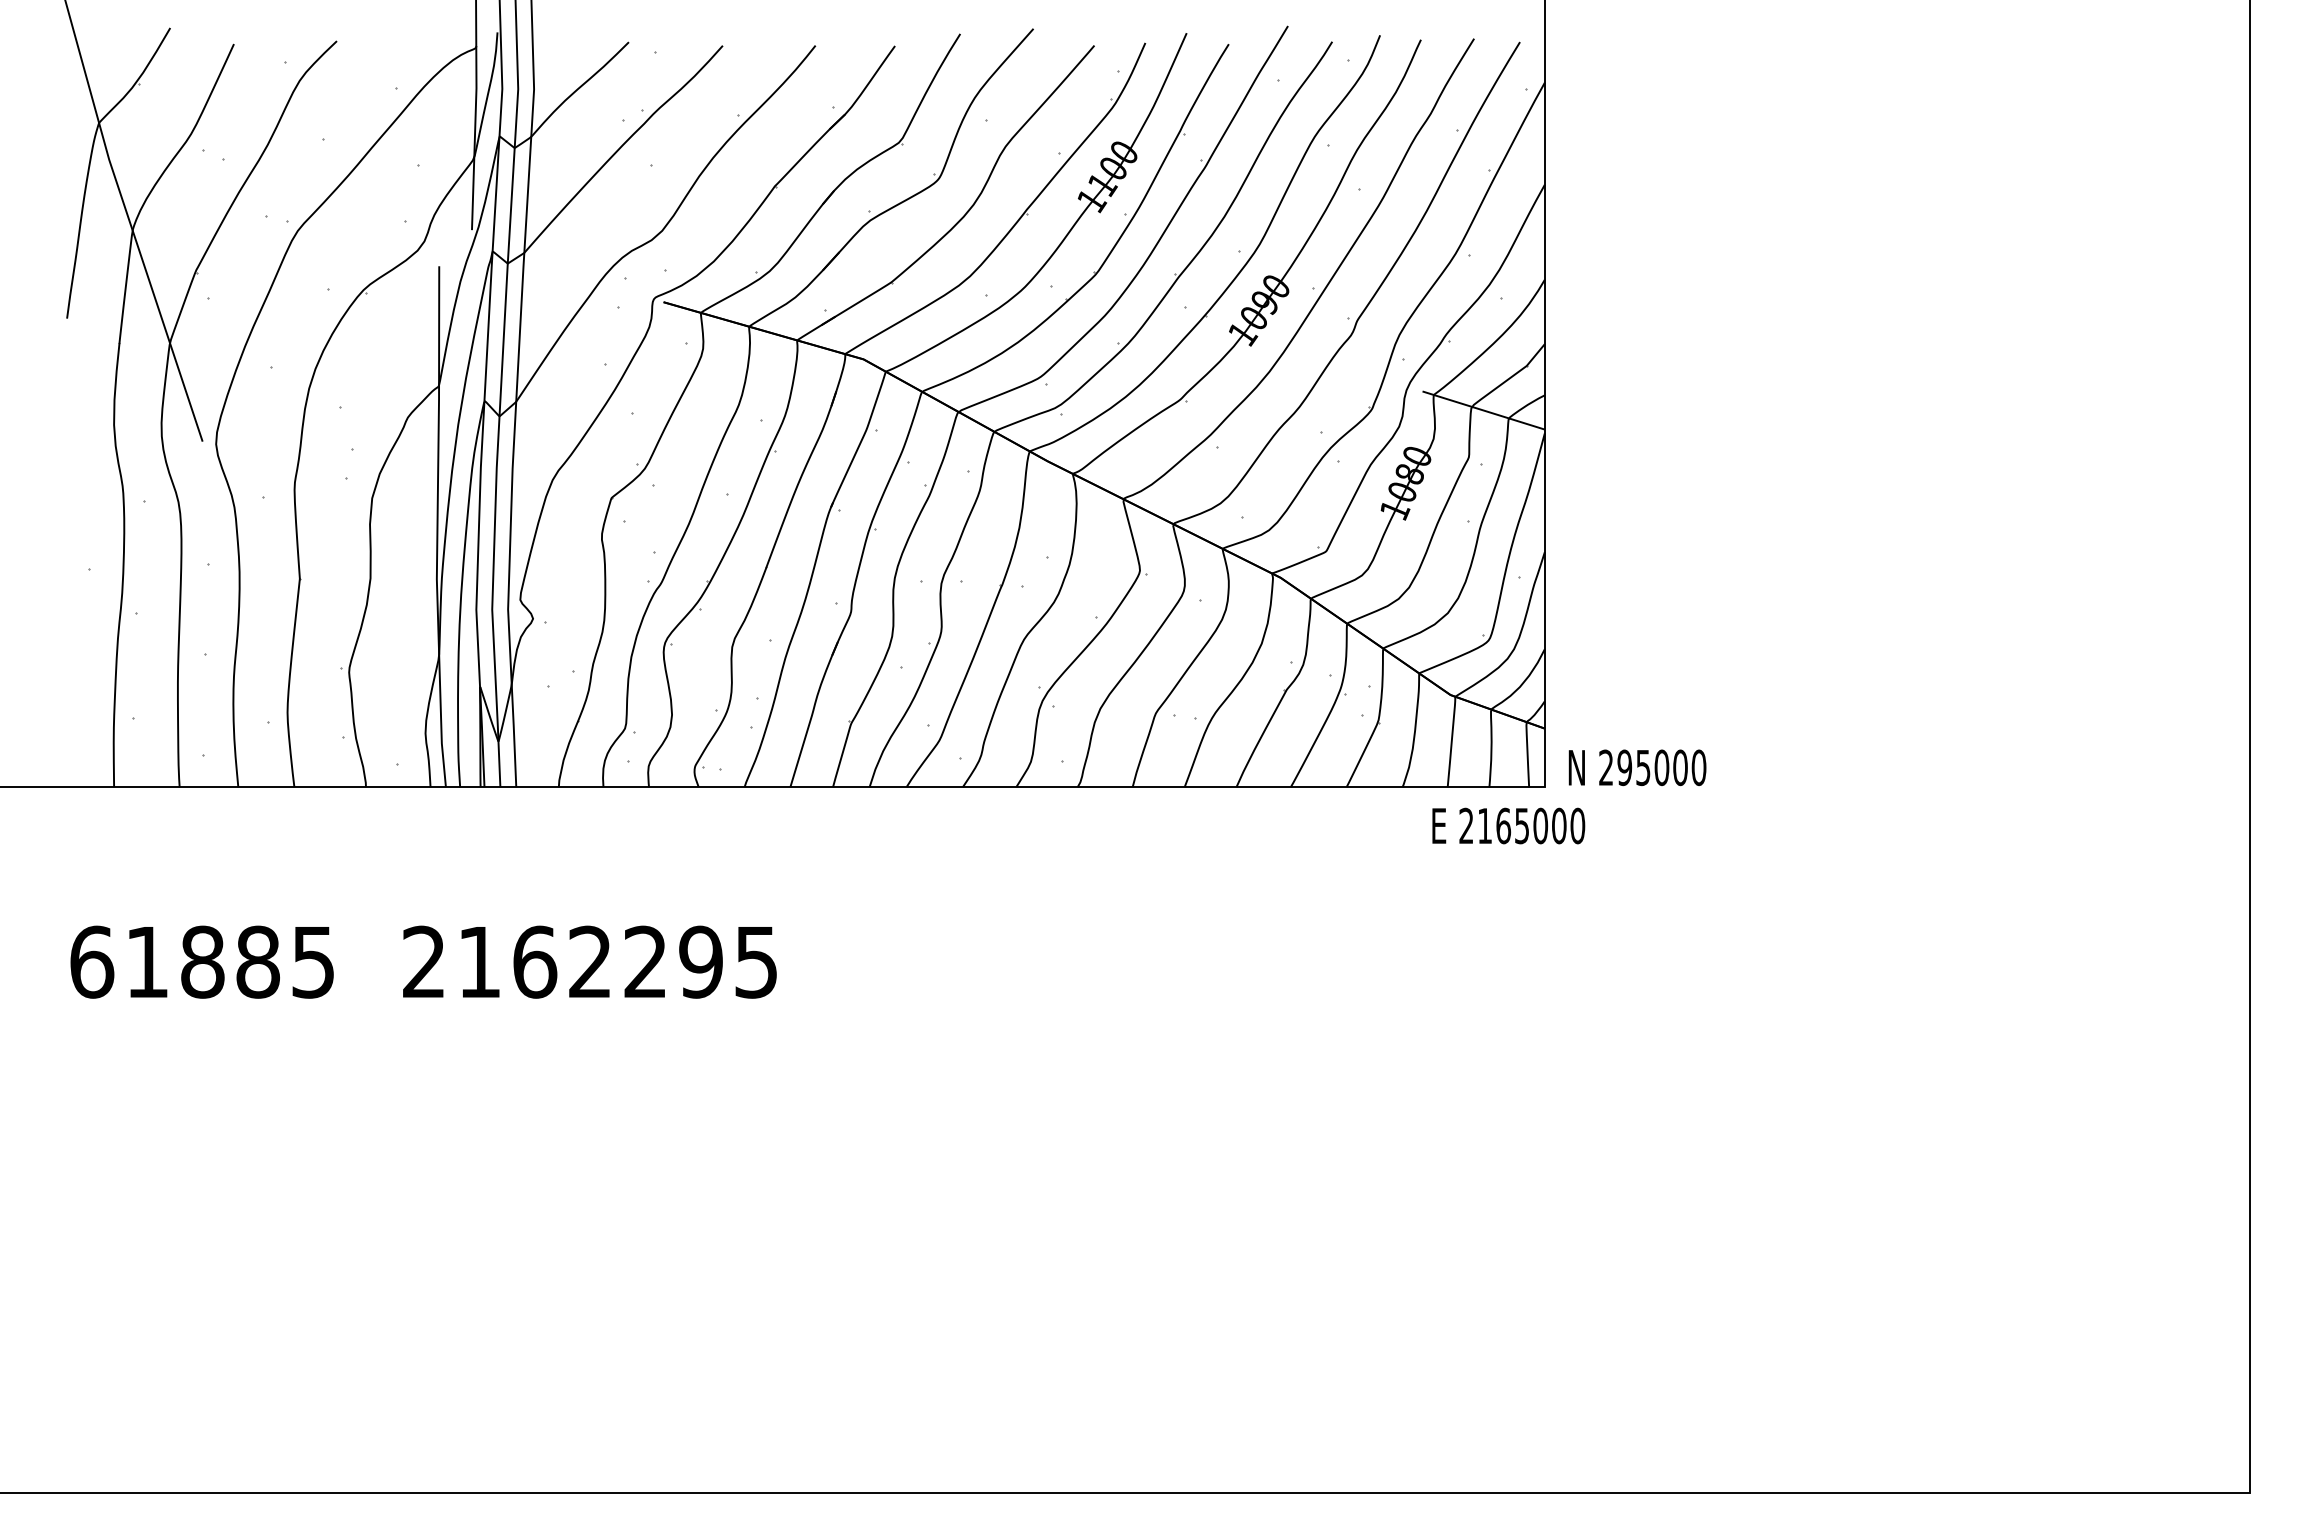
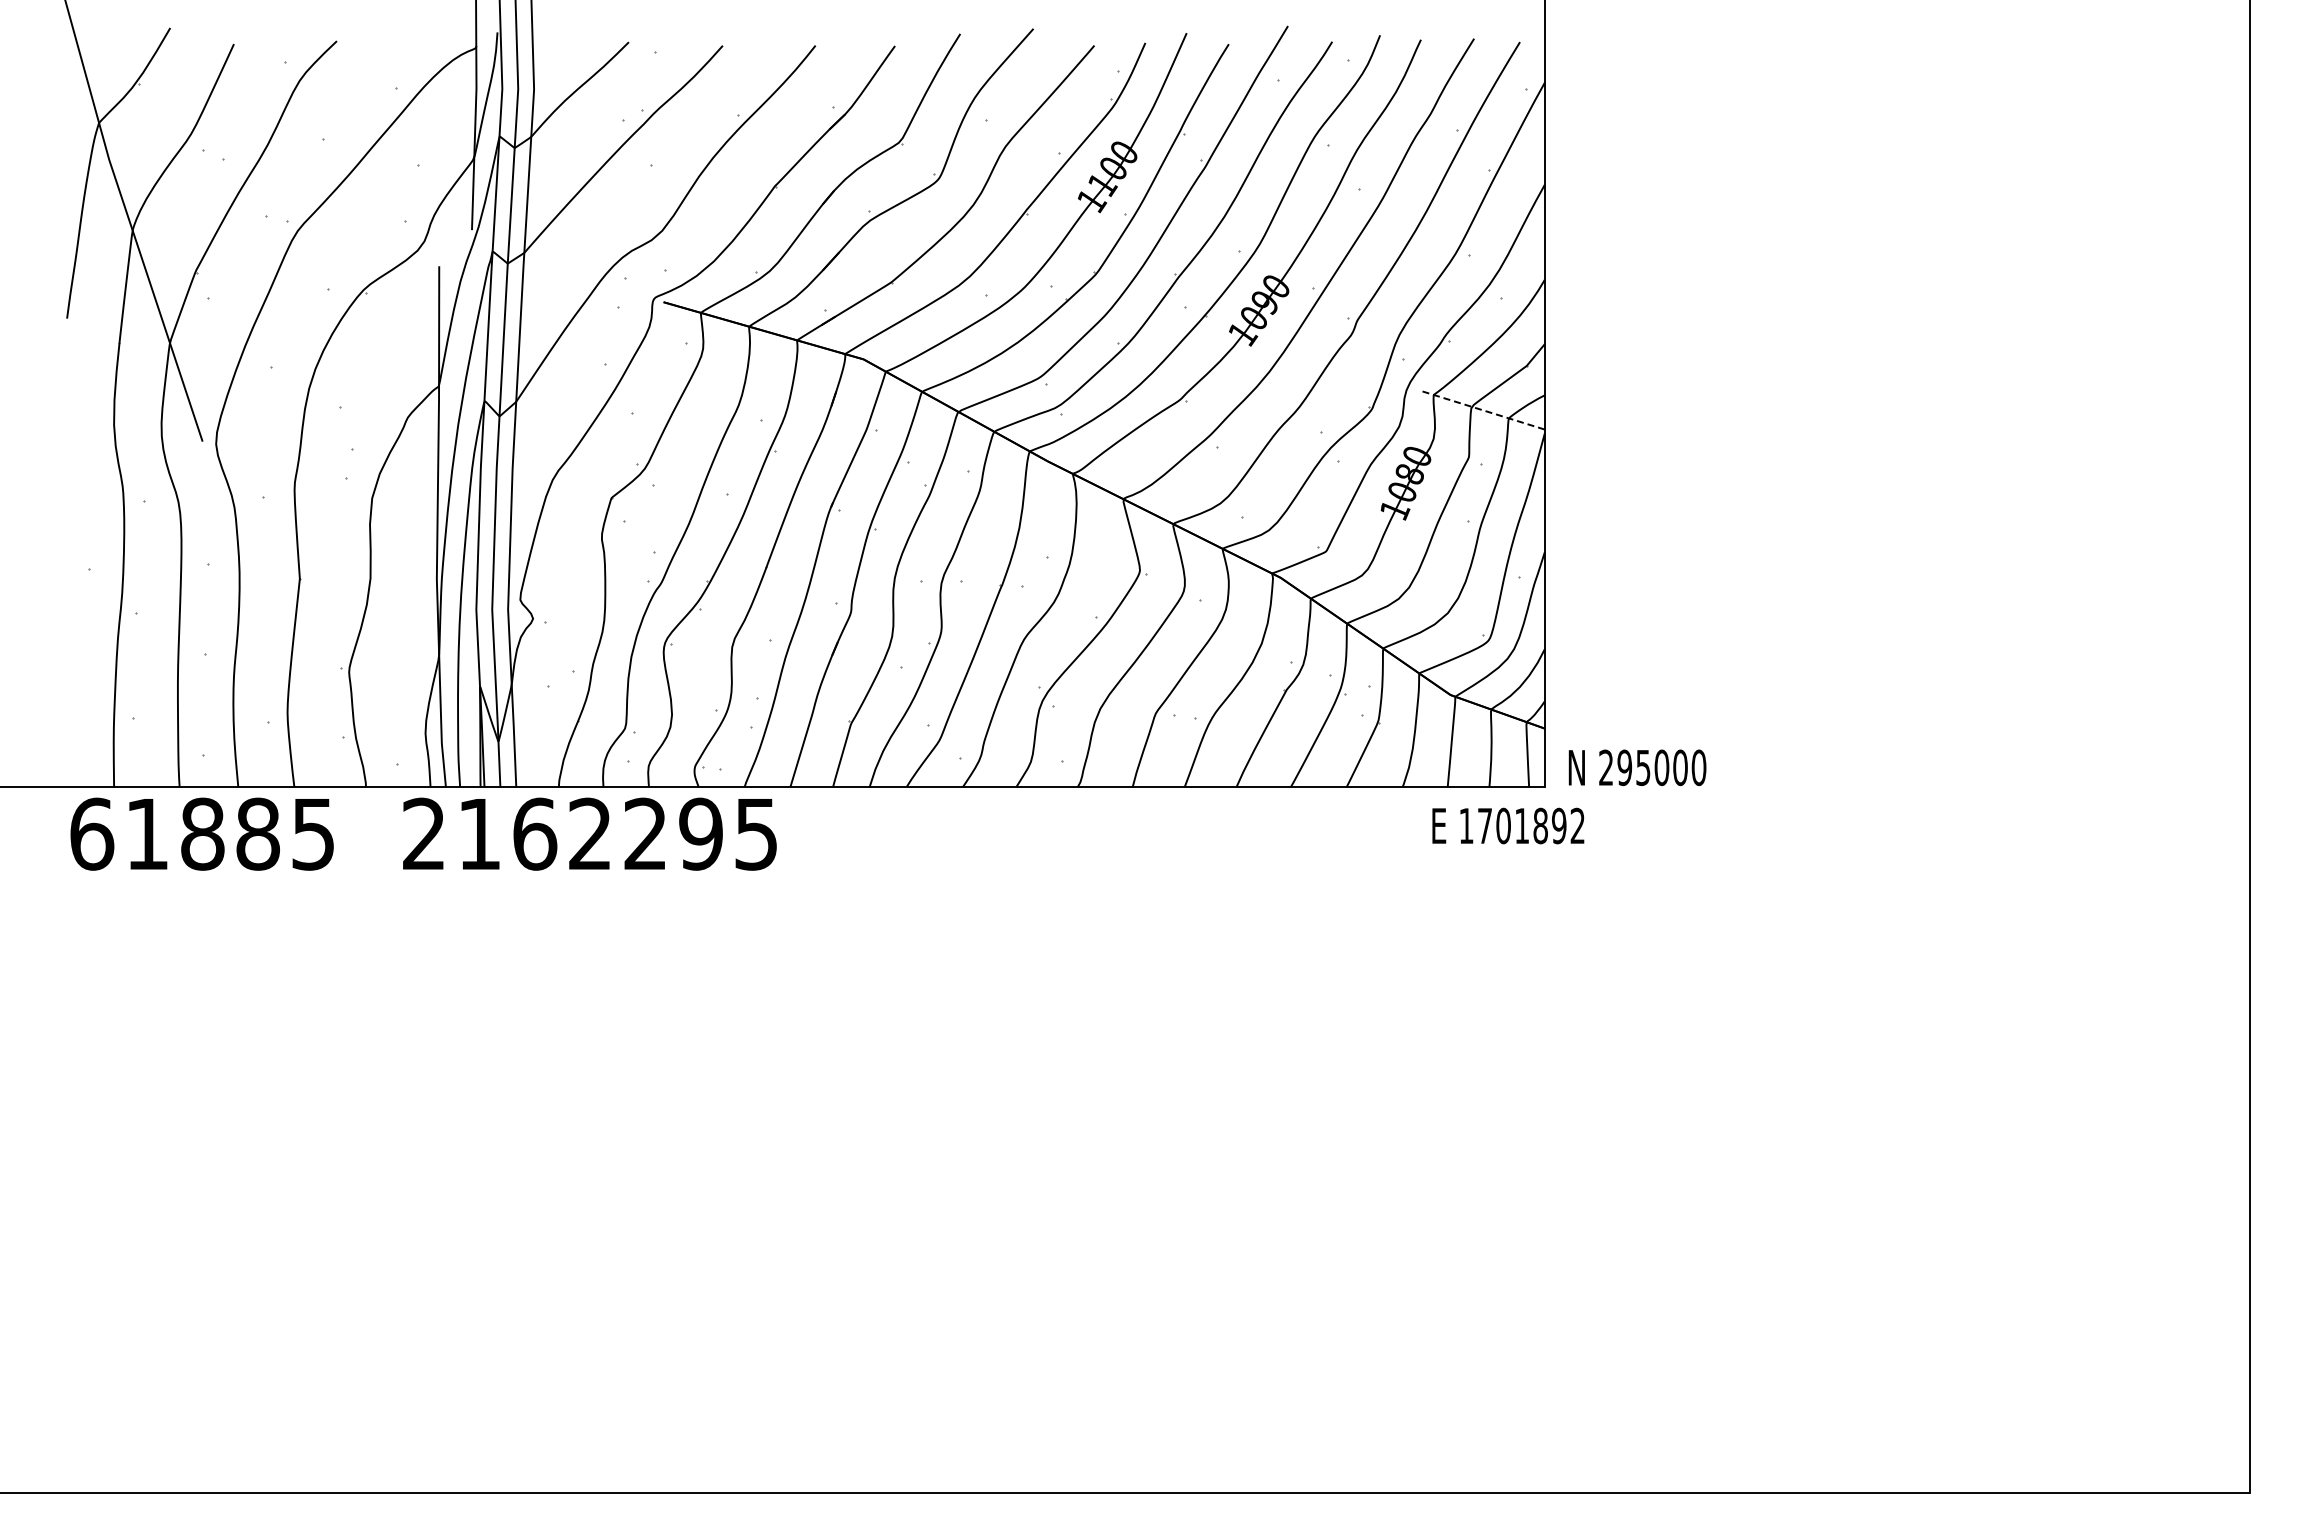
line: solid -> dashed (1484, 410)
text: 2165000 -> 1701892 (1522, 825)
text position: (423, 961) -> (423, 833) (423, 833)
